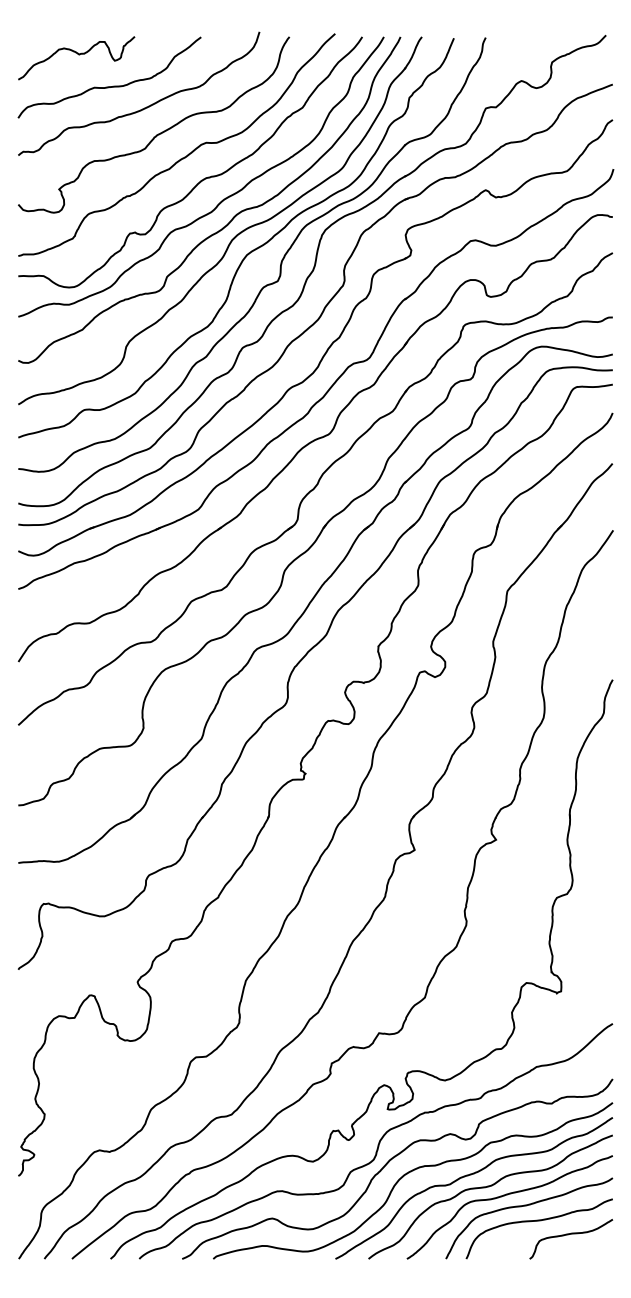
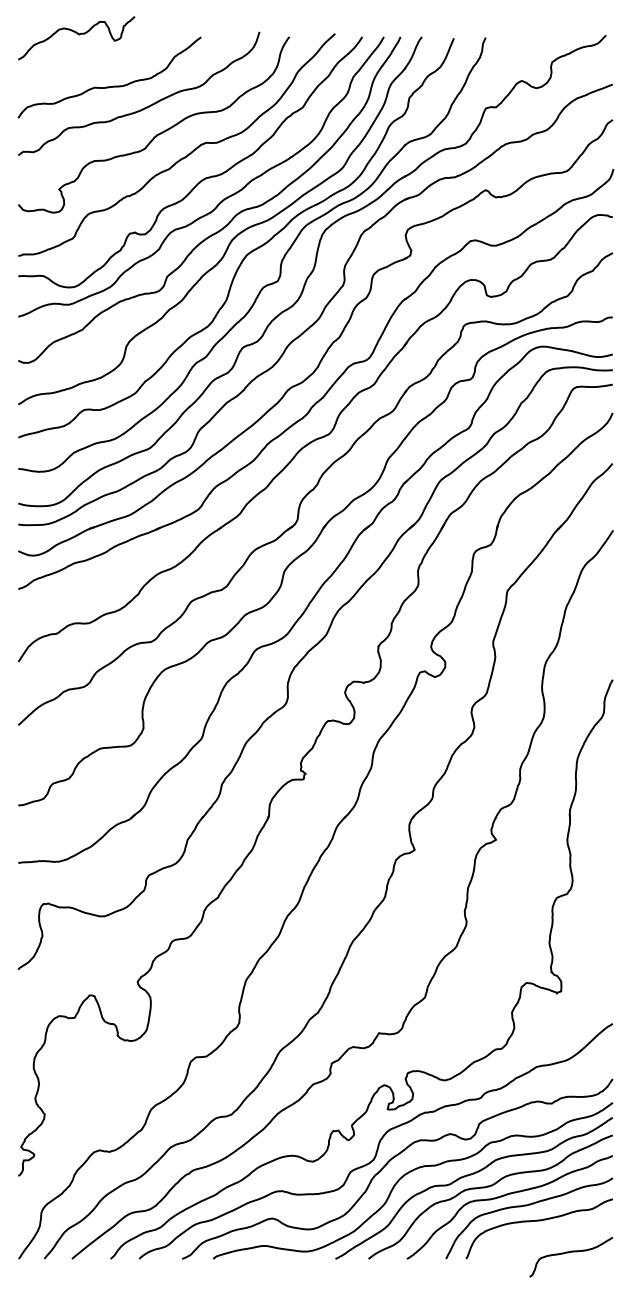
curve position: (78, 55) -> (78, 35) (78, 35)
curve position: (571, 1234) -> (571, 1252) (571, 1252)
